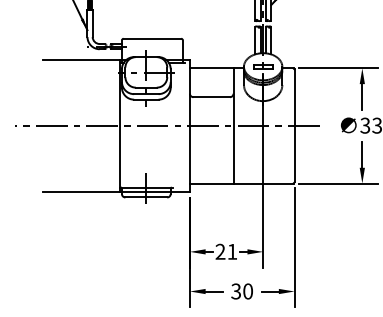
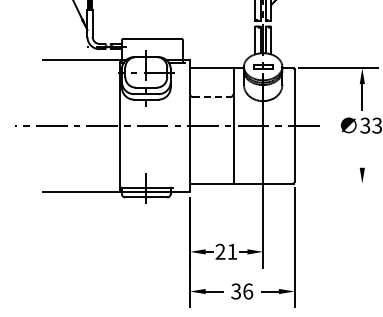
line: solid -> dashed (212, 97)
line: present -> none (362, 154)
line: present -> none (338, 183)
text: 30 -> 36 (248, 291)
